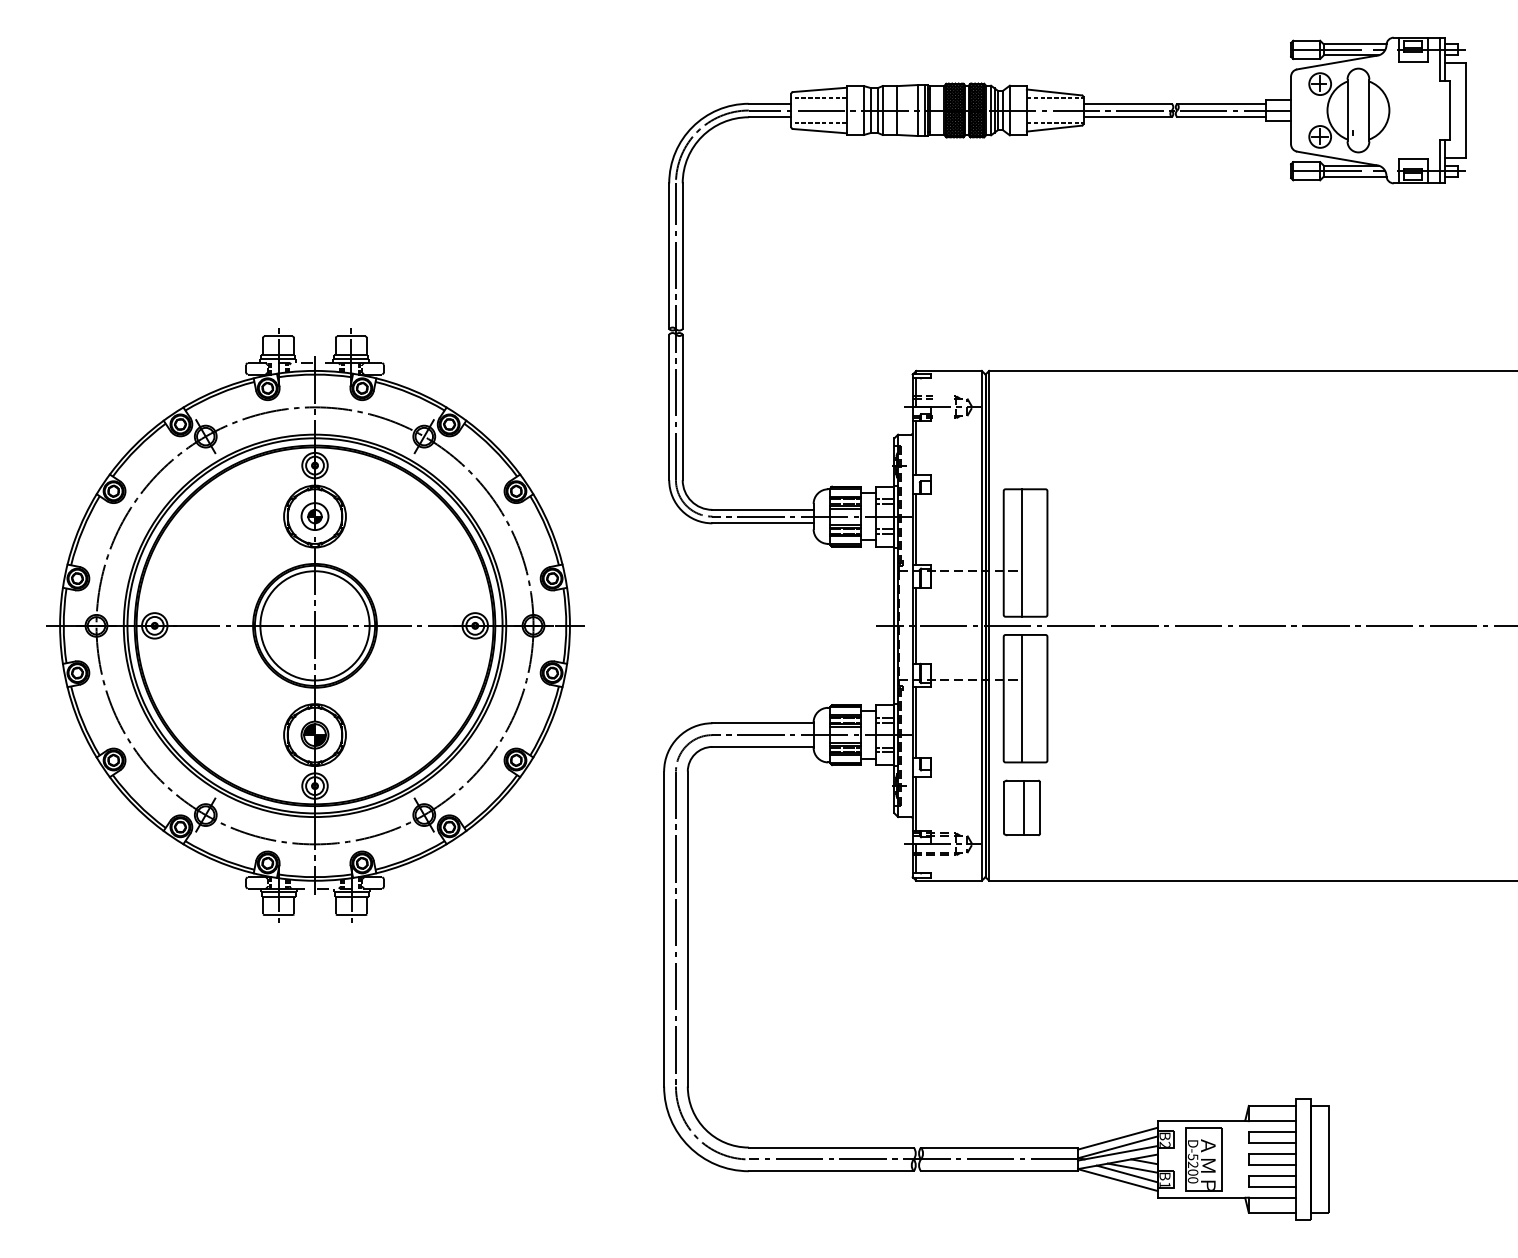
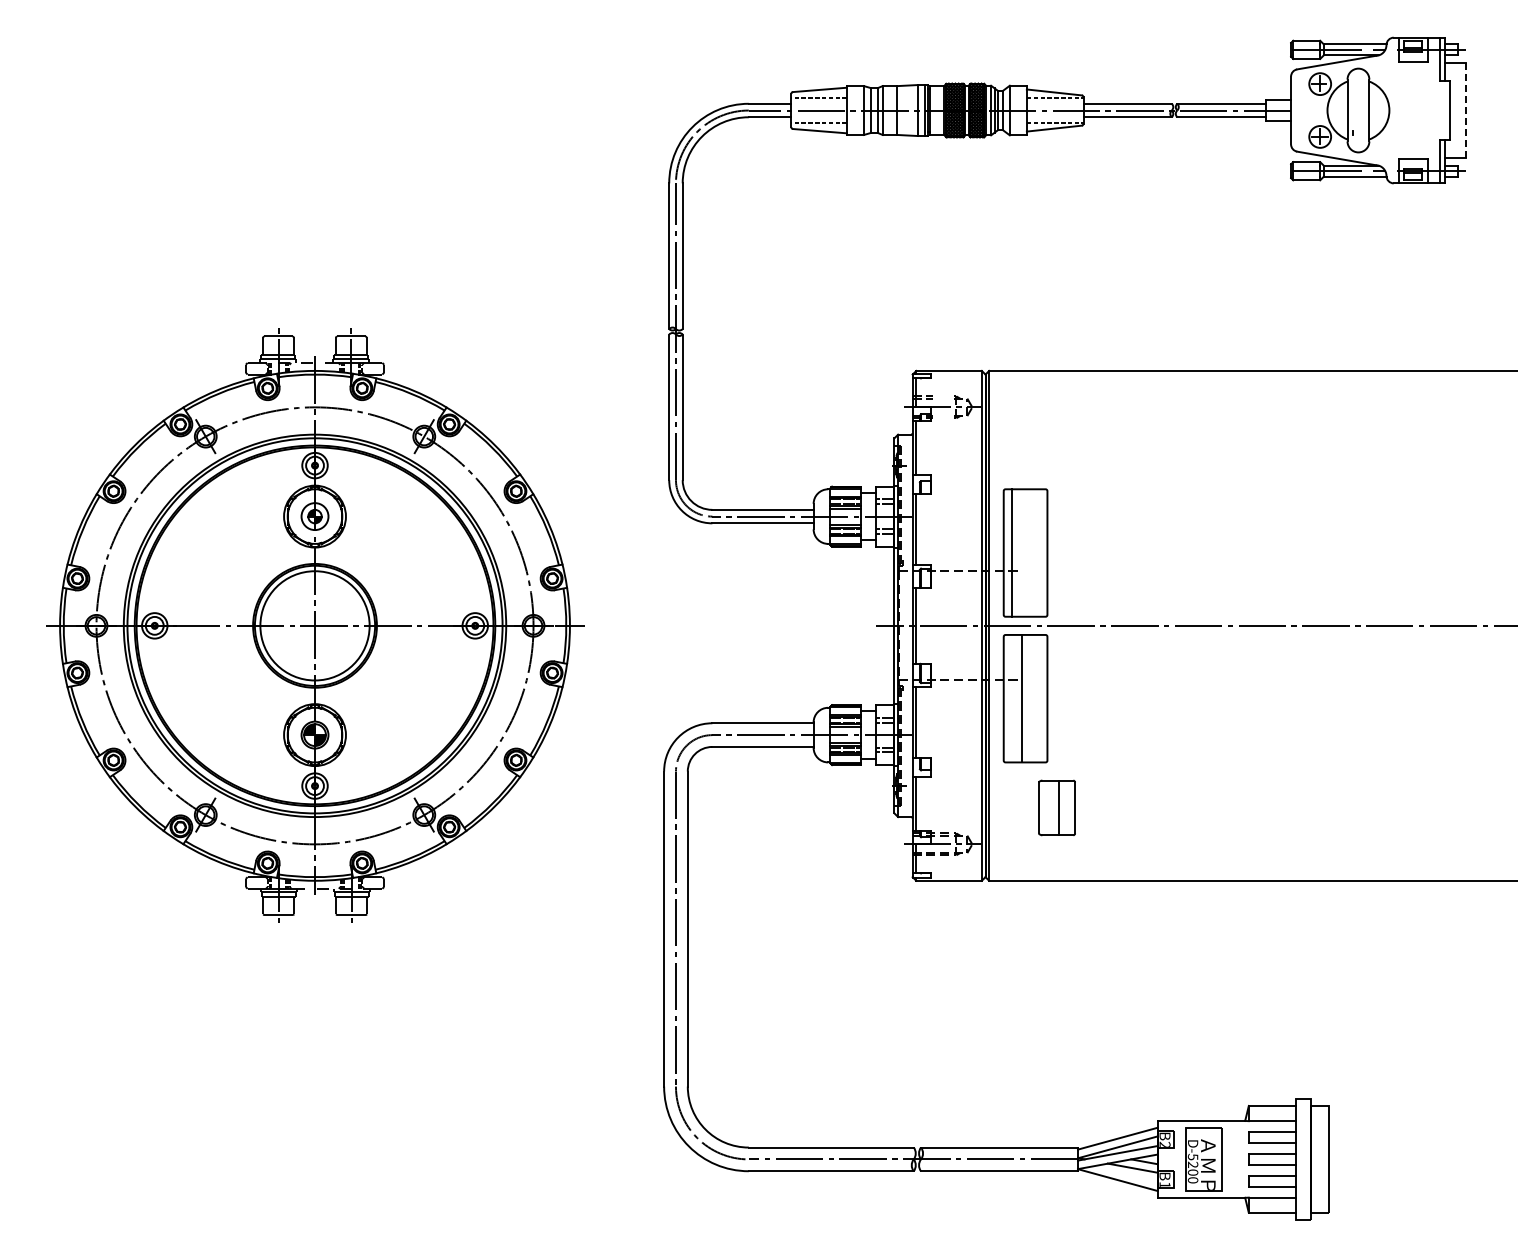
line: solid -> dashed (1465, 111)
line position: (1021, 552) -> (1011, 552) (1011, 552)
part position: (1021, 807) -> (1056, 807) (1056, 807)
line: present -> none (1126, 1173)
